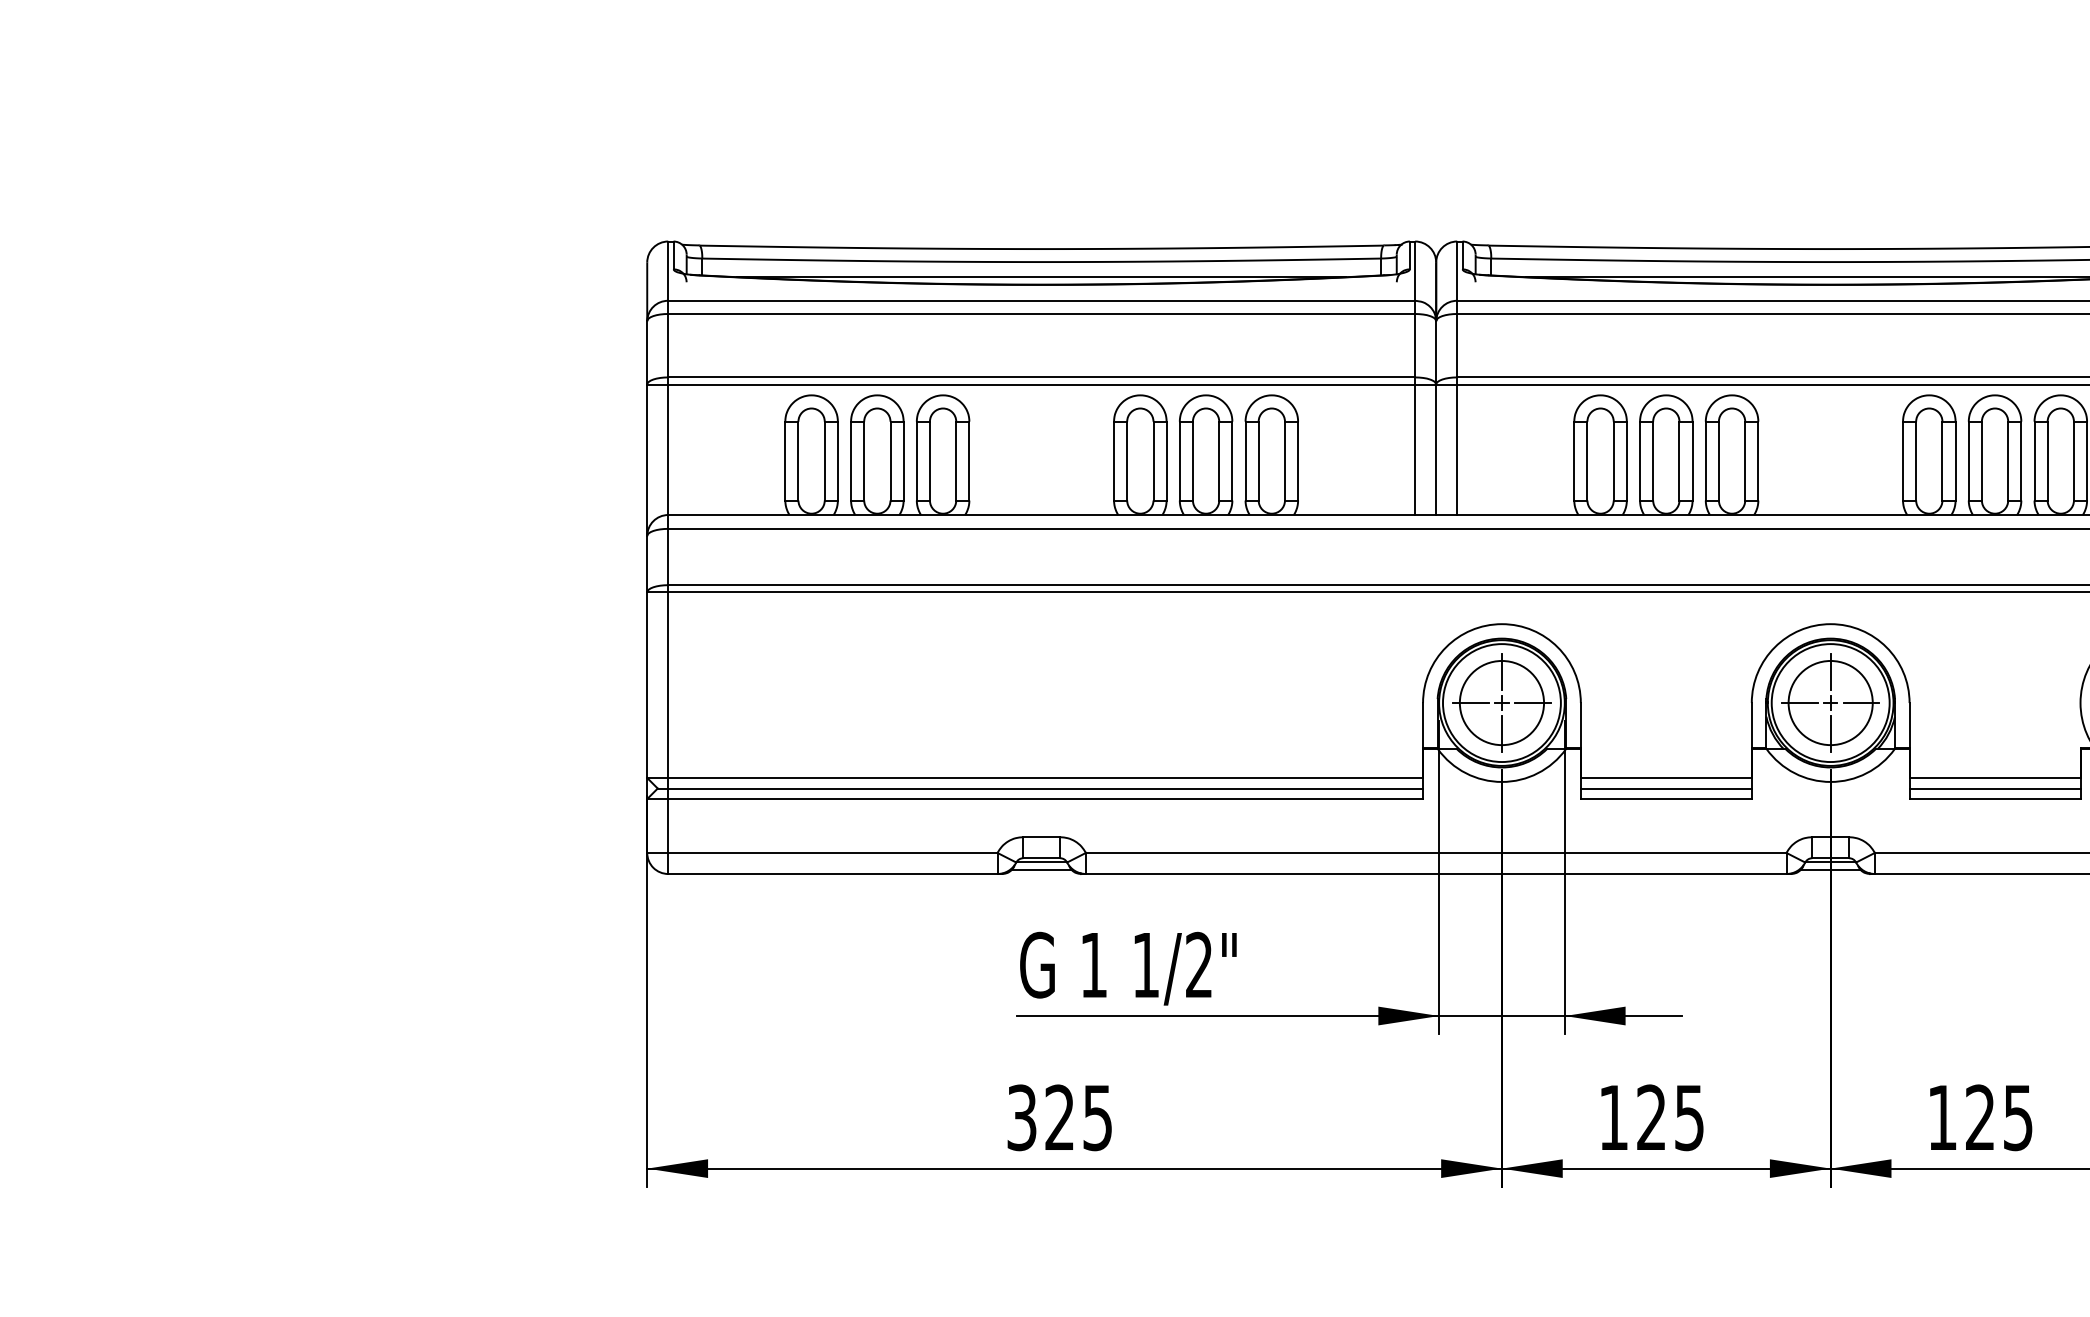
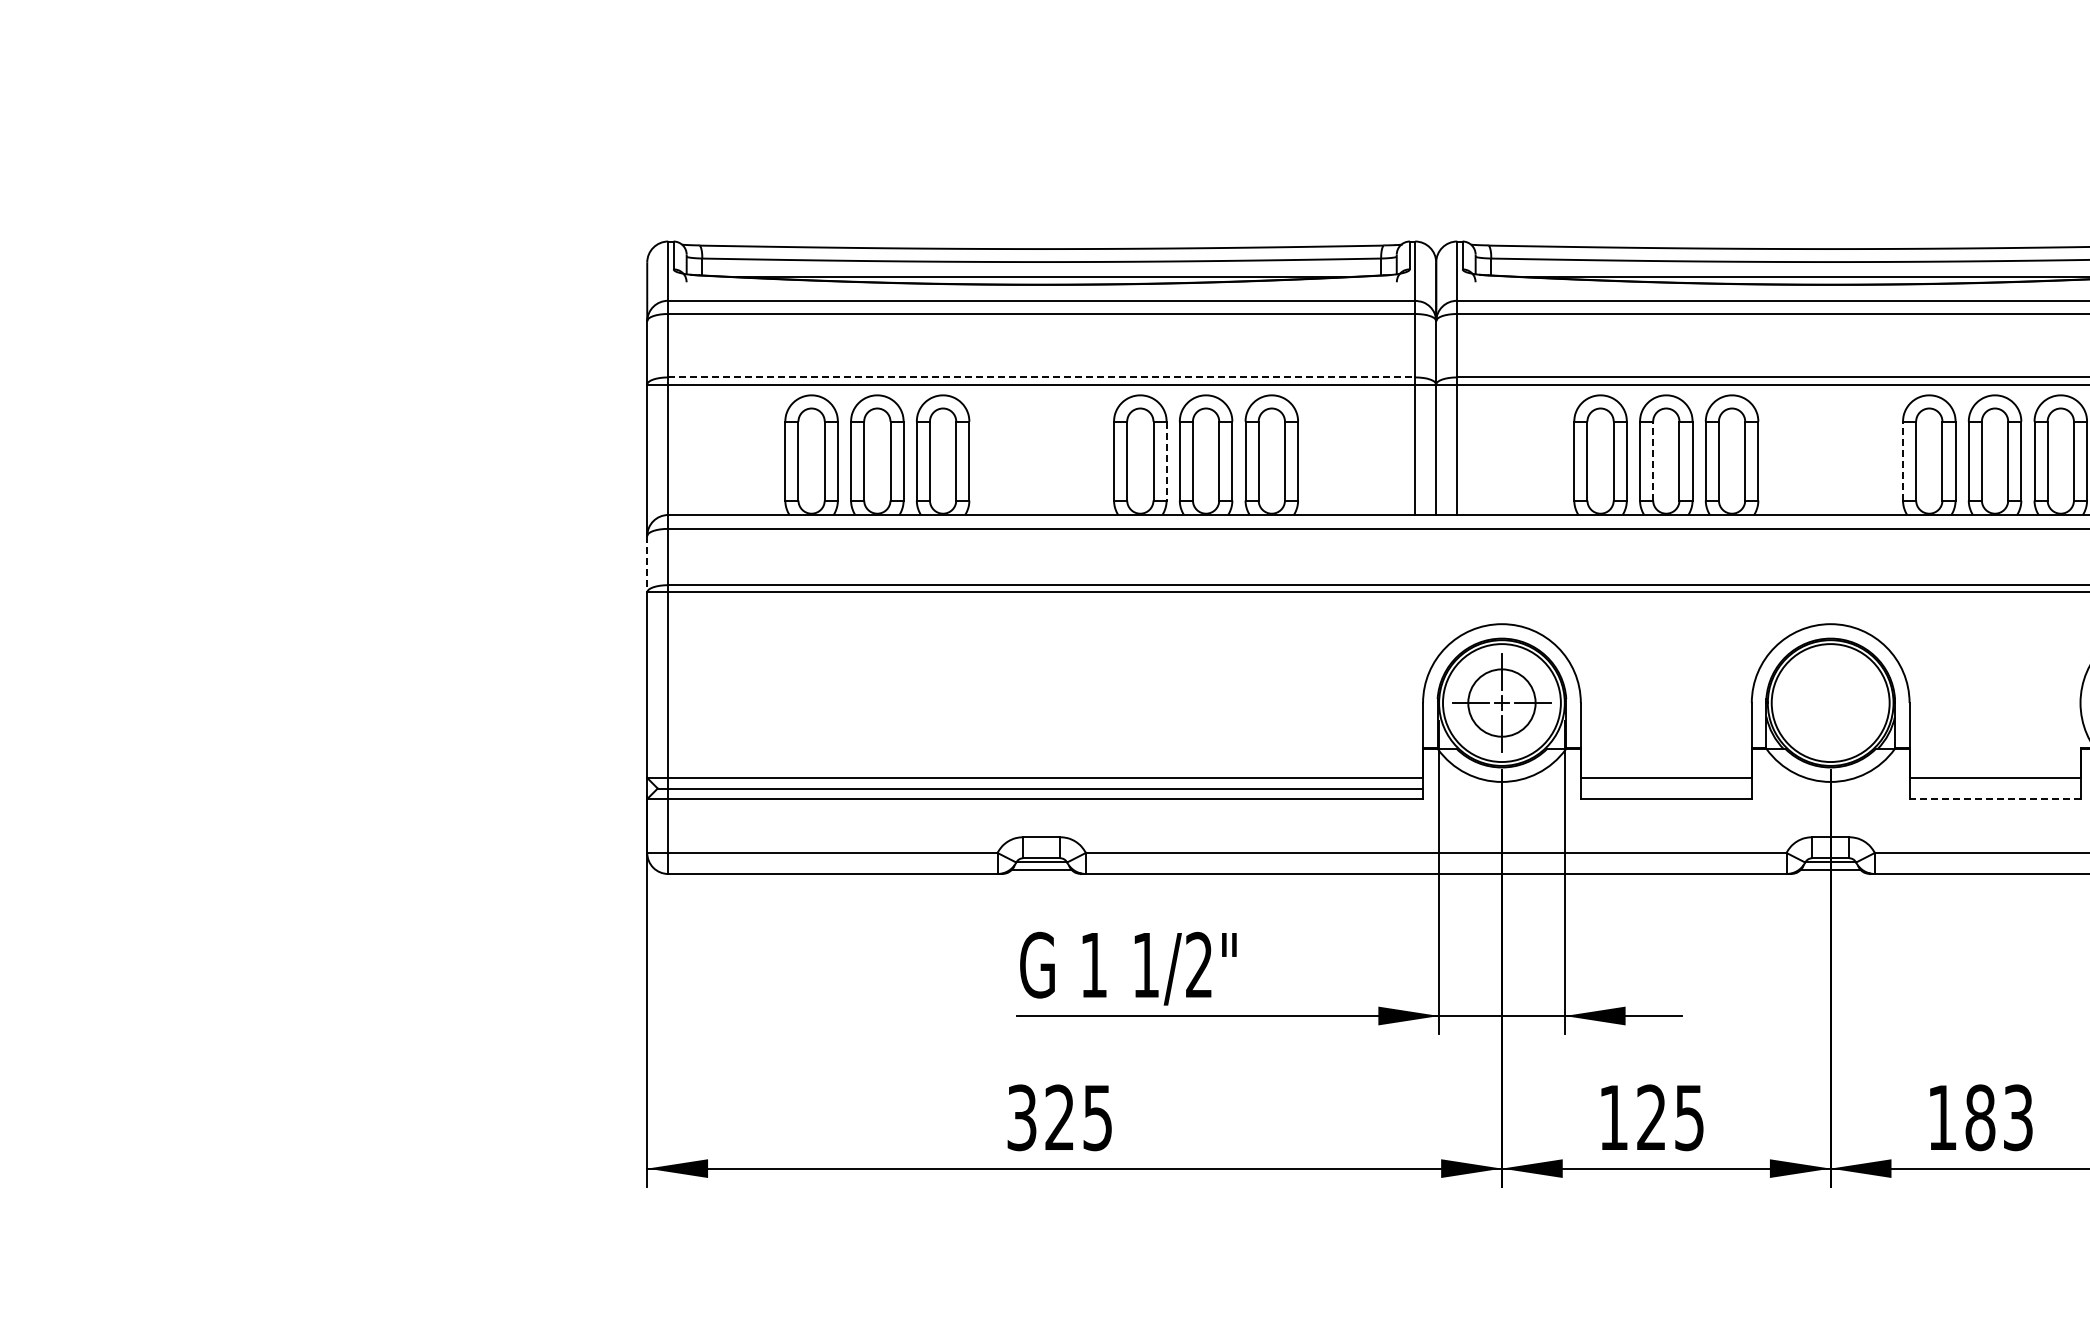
line: solid -> dashed (1042, 377)
line: solid -> dashed (1653, 460)
line: solid -> dashed (1903, 460)
line: solid -> dashed (1166, 461)
line: solid -> dashed (647, 564)
circle diameter: 84 px -> 67 px (1501, 702)
part: present -> none (1830, 702)
line: present -> none (1665, 788)
line: present -> none (1994, 788)
line: solid -> dashed (1994, 799)
text: 125 -> 183 (1998, 1117)
